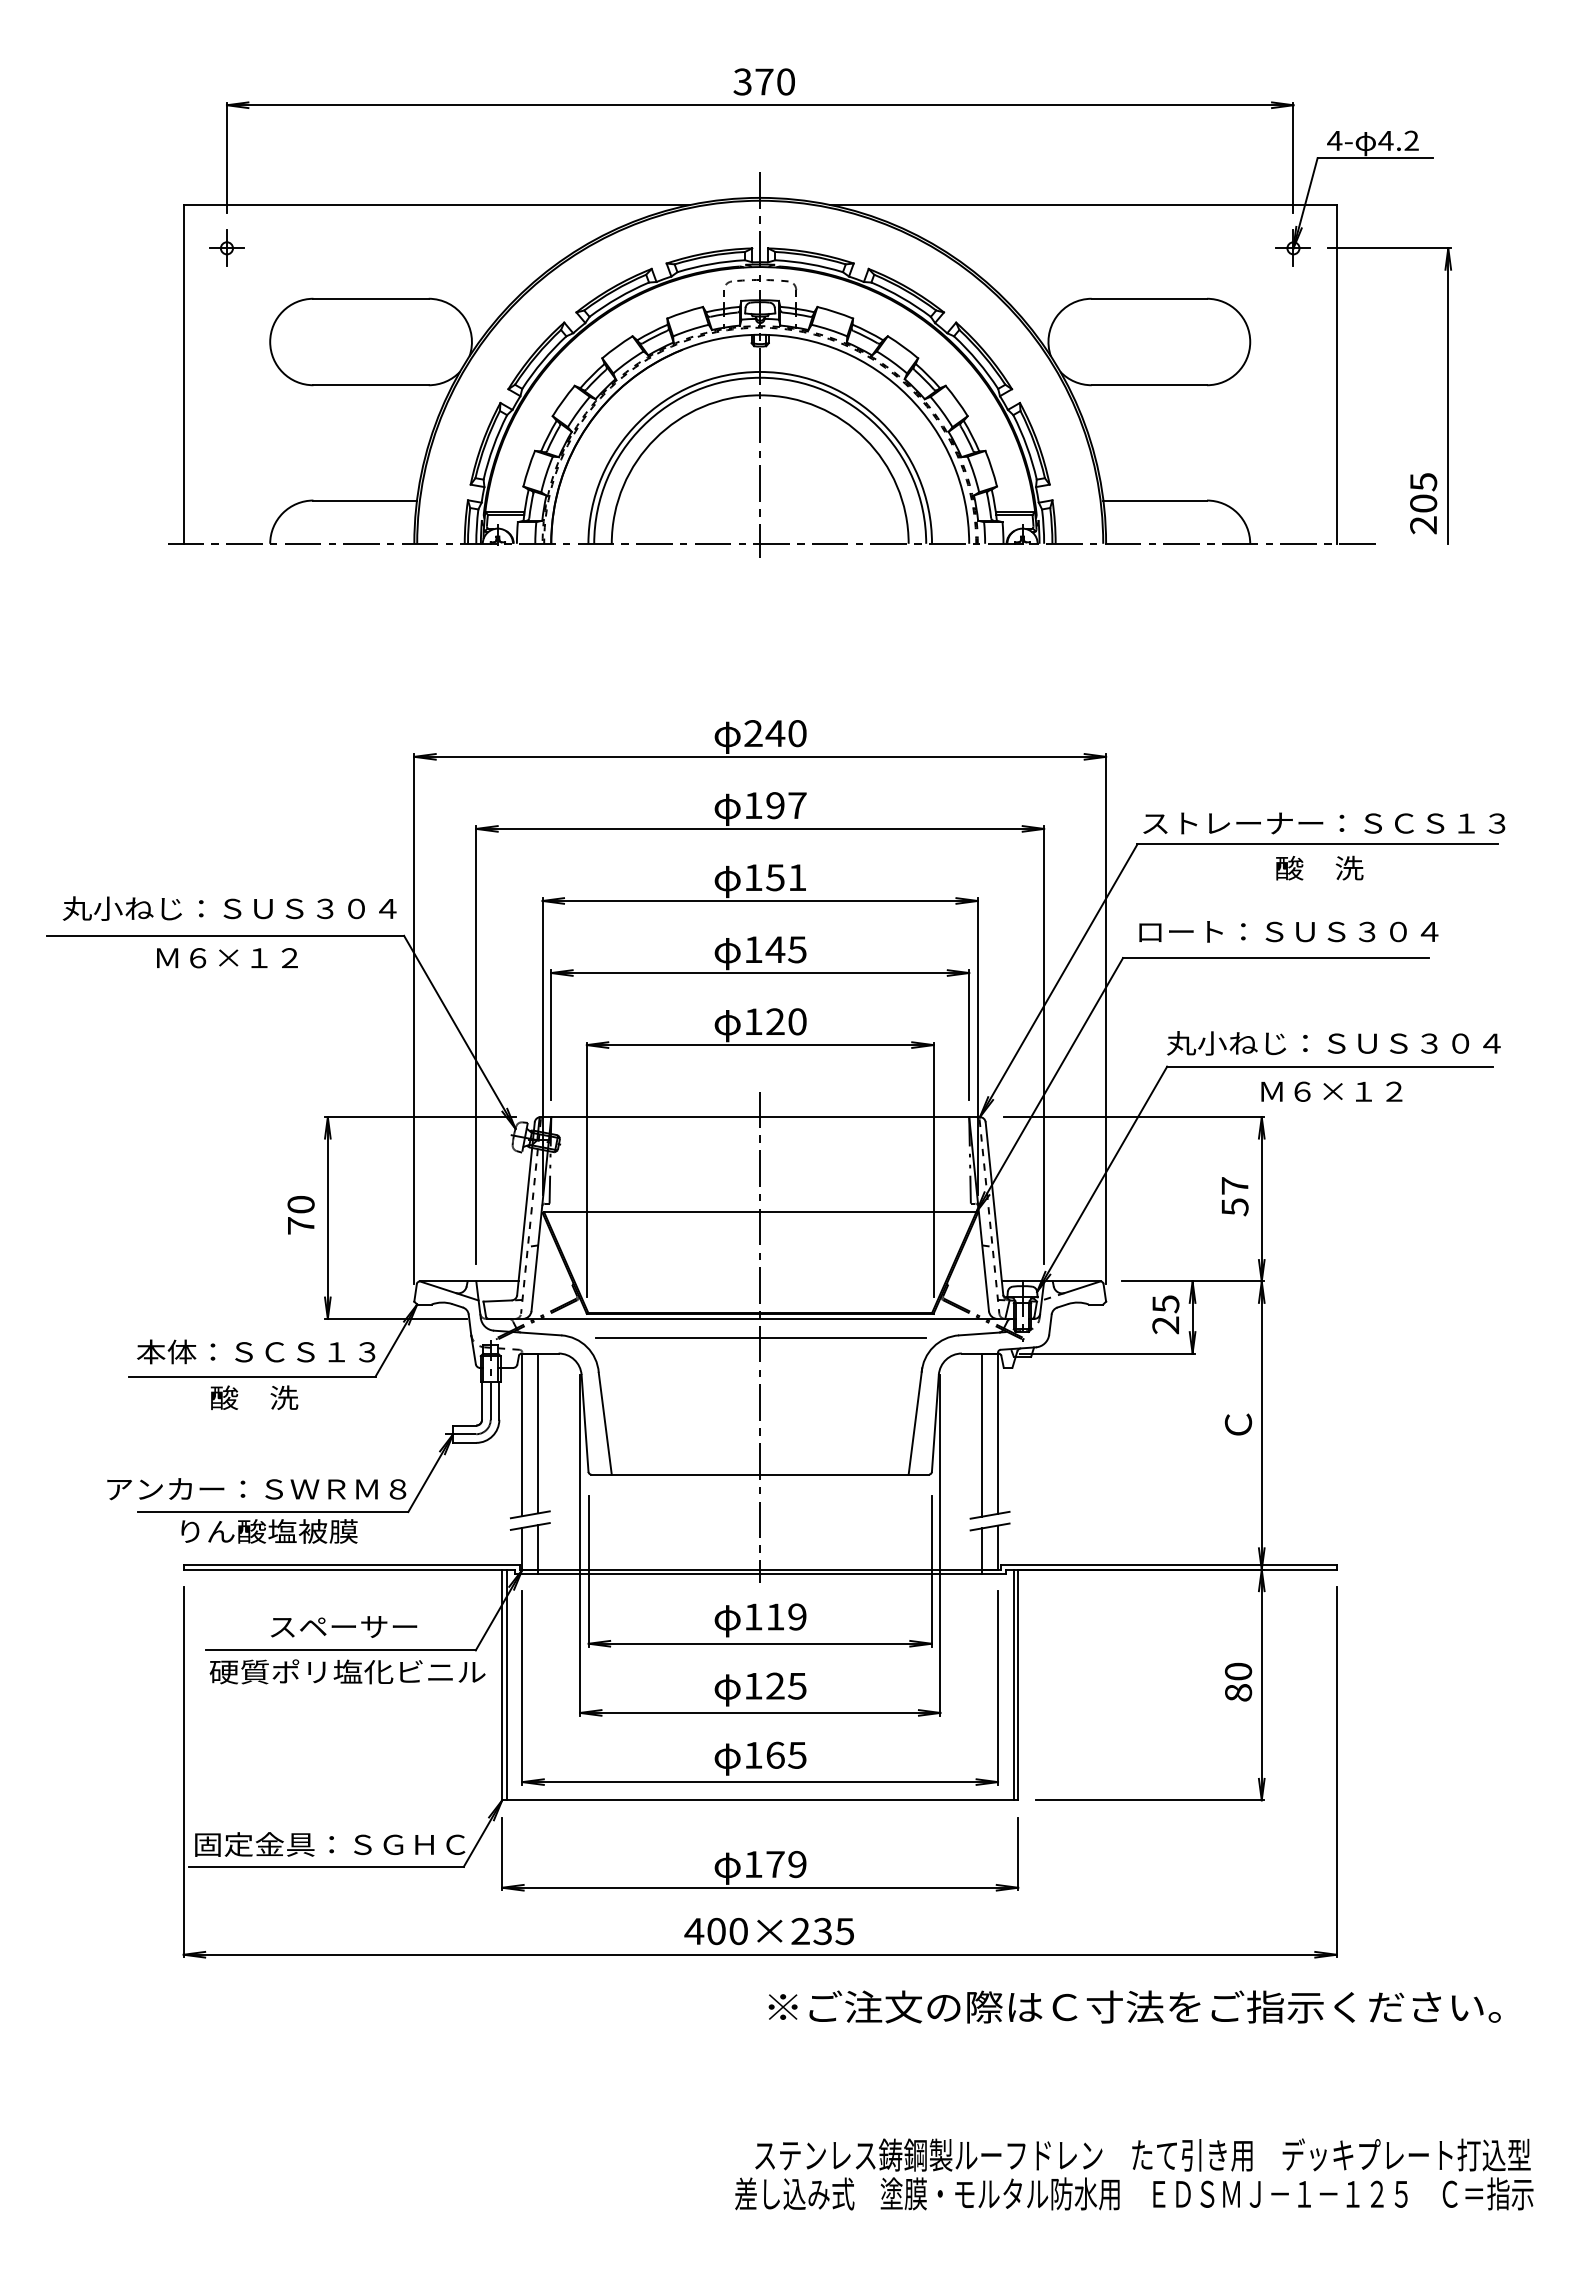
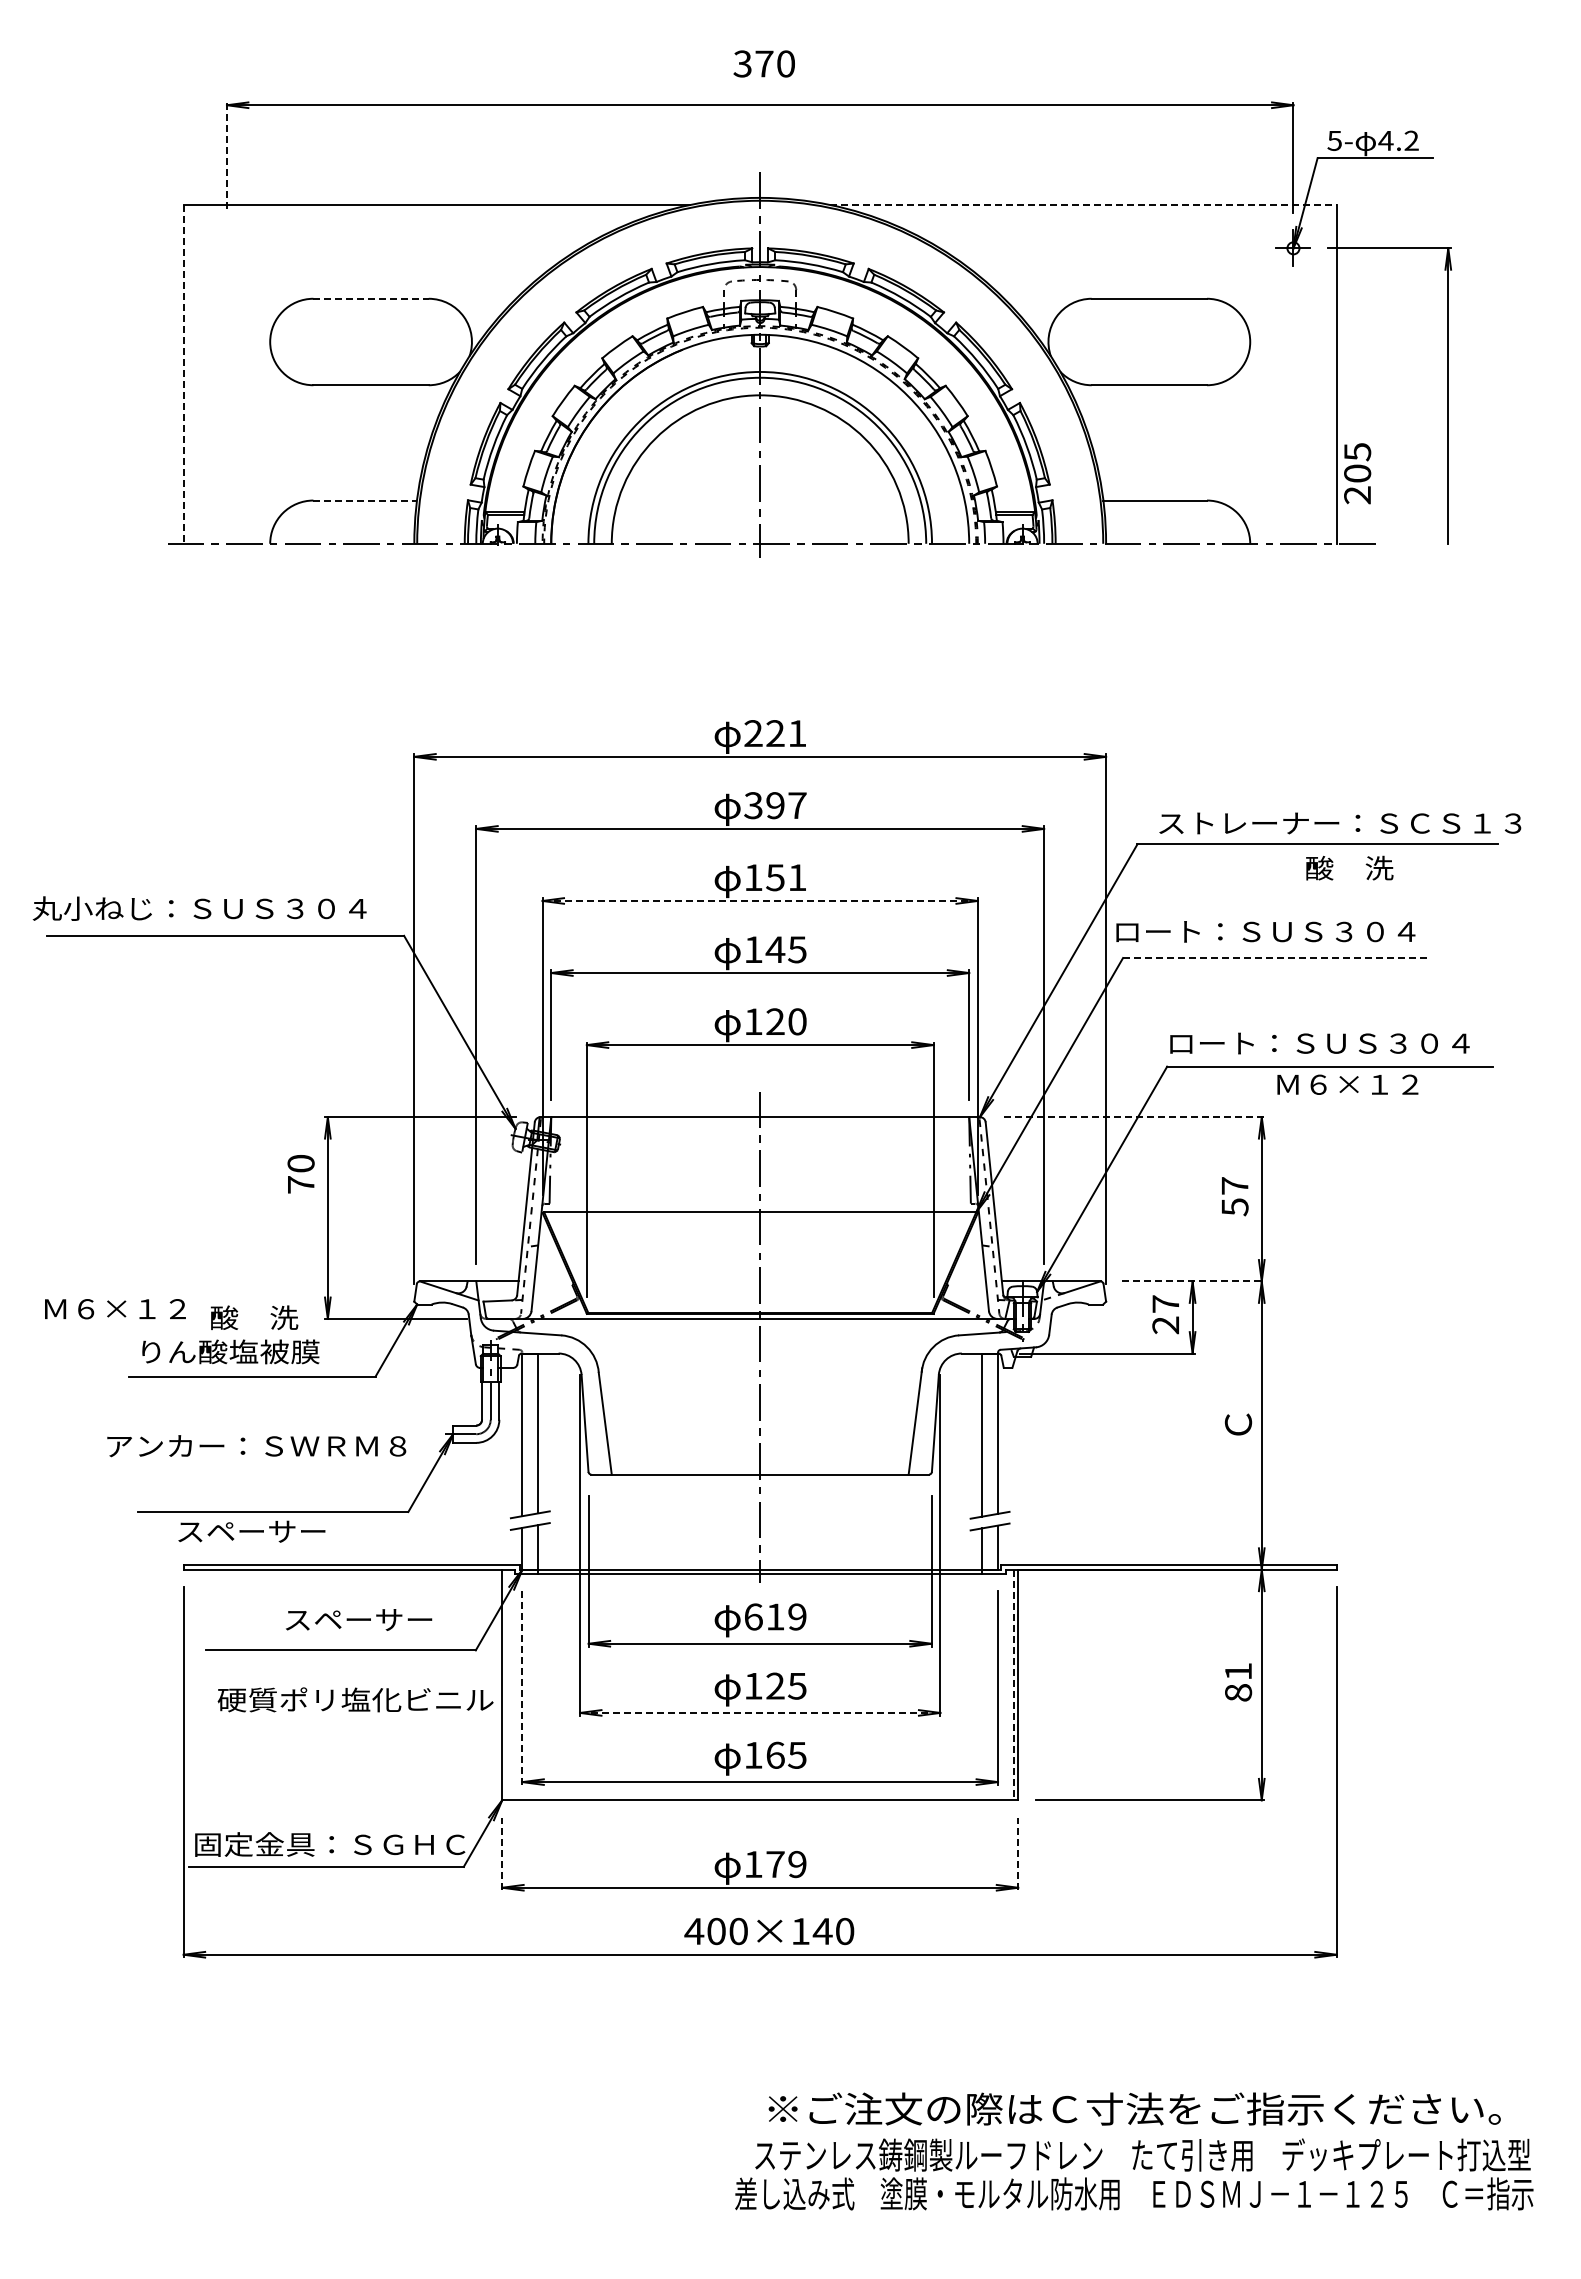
text position: (763, 81) -> (763, 63) (763, 63)
text: 4- -> 5- (1334, 140)
line: solid -> dashed (226, 157)
line: solid -> dashed (1084, 205)
part: present -> none (226, 247)
line: solid -> dashed (371, 298)
line: solid -> dashed (183, 374)
line: solid -> dashed (365, 500)
text position: (1423, 503) -> (1357, 473) (1357, 473)
text: 240 -> 221 (785, 733)
text: 197 -> 397 (753, 805)
text position: (1324, 823) -> (1340, 823) (1340, 823)
text position: (1319, 867) -> (1349, 867) (1349, 867)
line: solid -> dashed (760, 900)
text position: (229, 908) -> (199, 908) (199, 908)
text position: (1288, 931) -> (1265, 931) (1265, 931)
text position: (227, 958) -> (115, 1309) (115, 1309)
line: solid -> dashed (1275, 958)
text: 丸小ねじ：ＳＵＳ３０４ -> ロート：ＳＵＳ３０４ (1333, 1043)
text position: (1331, 1091) -> (1347, 1084) (1347, 1084)
line: solid -> dashed (1134, 1117)
text position: (300, 1215) -> (300, 1174) (300, 1174)
line: solid -> dashed (1193, 1281)
text: 25 -> 27 (1165, 1304)
line: present -> none (760, 1337)
text: 本体：ＳＣＳ１３ -> りん酸塩被膜 (256, 1351)
text position: (254, 1397) -> (254, 1317) (254, 1317)
text position: (256, 1489) -> (256, 1446) (256, 1446)
text: りん酸塩被膜 -> スペーサー (267, 1531)
text: 119 -> 619 (753, 1616)
text position: (344, 1626) -> (359, 1619) (359, 1619)
text position: (347, 1671) -> (355, 1699) (355, 1699)
text: 80 -> 81 (1238, 1671)
line: present -> none (506, 1684)
line: solid -> dashed (1013, 1685)
line: solid -> dashed (522, 1688)
line: solid -> dashed (760, 1712)
line: solid -> dashed (502, 1853)
line: solid -> dashed (1018, 1853)
text: 400×235 -> 400×140 (822, 1931)
text position: (1134, 2006) -> (1134, 2108) (1134, 2108)
